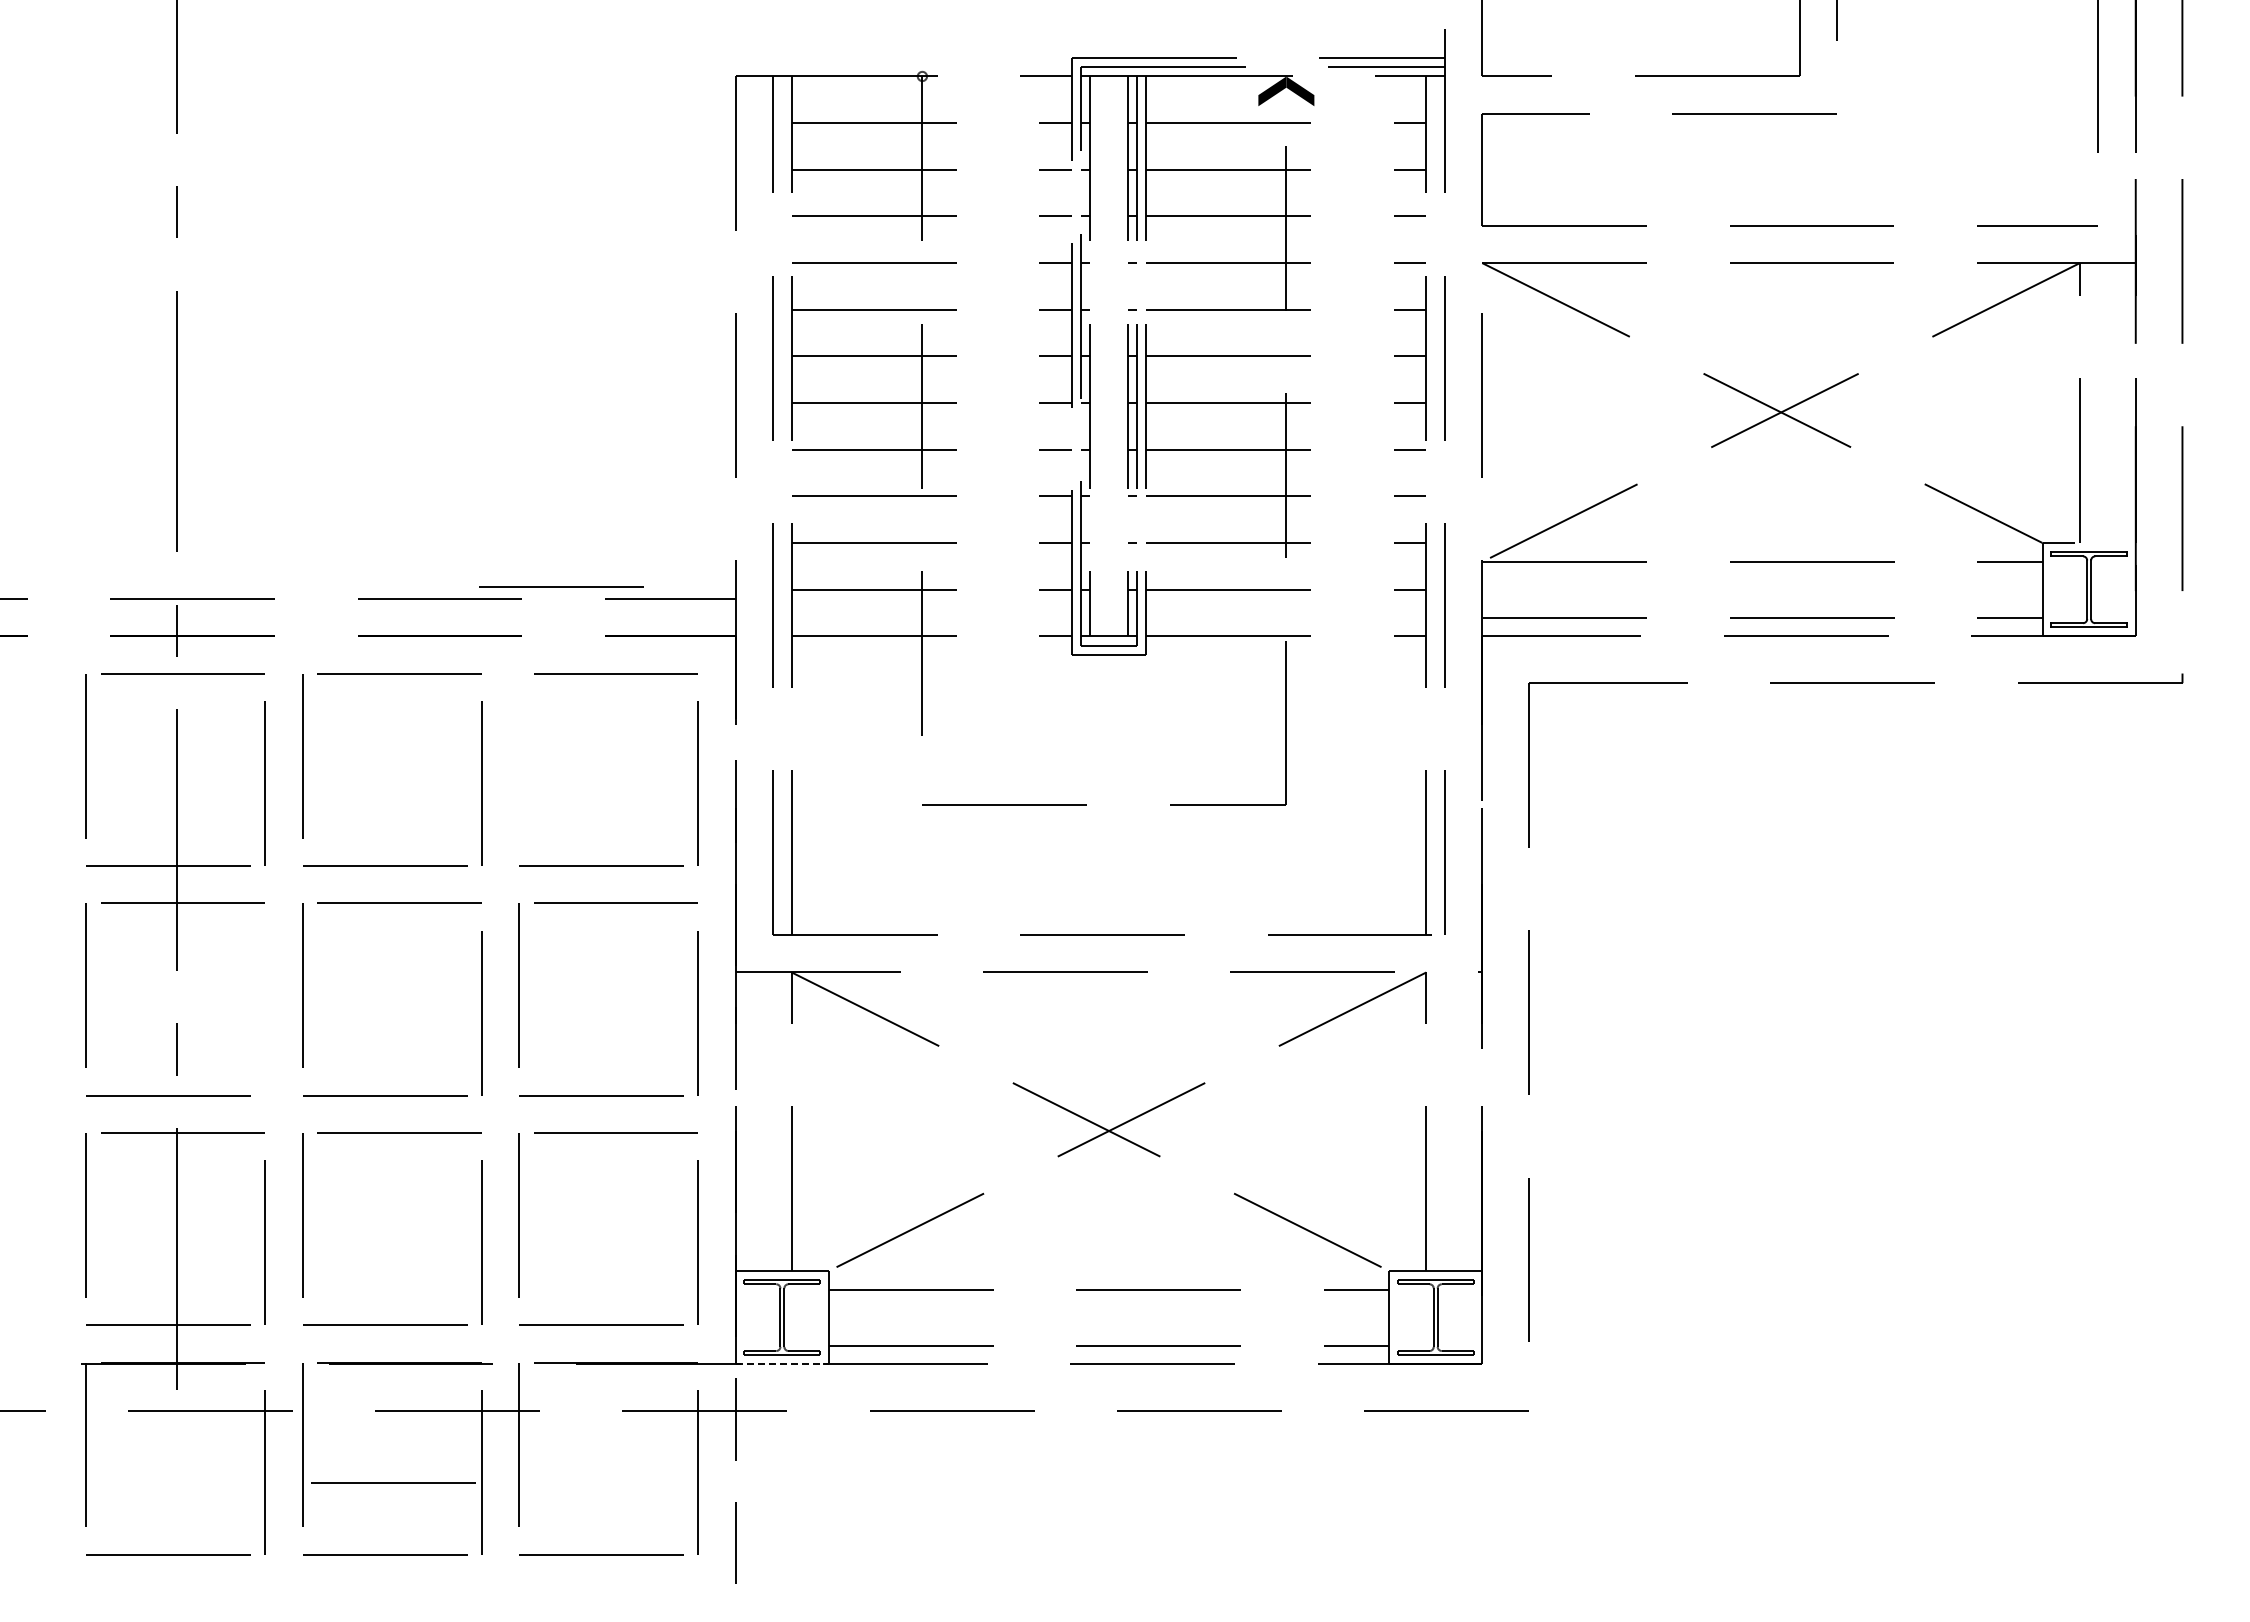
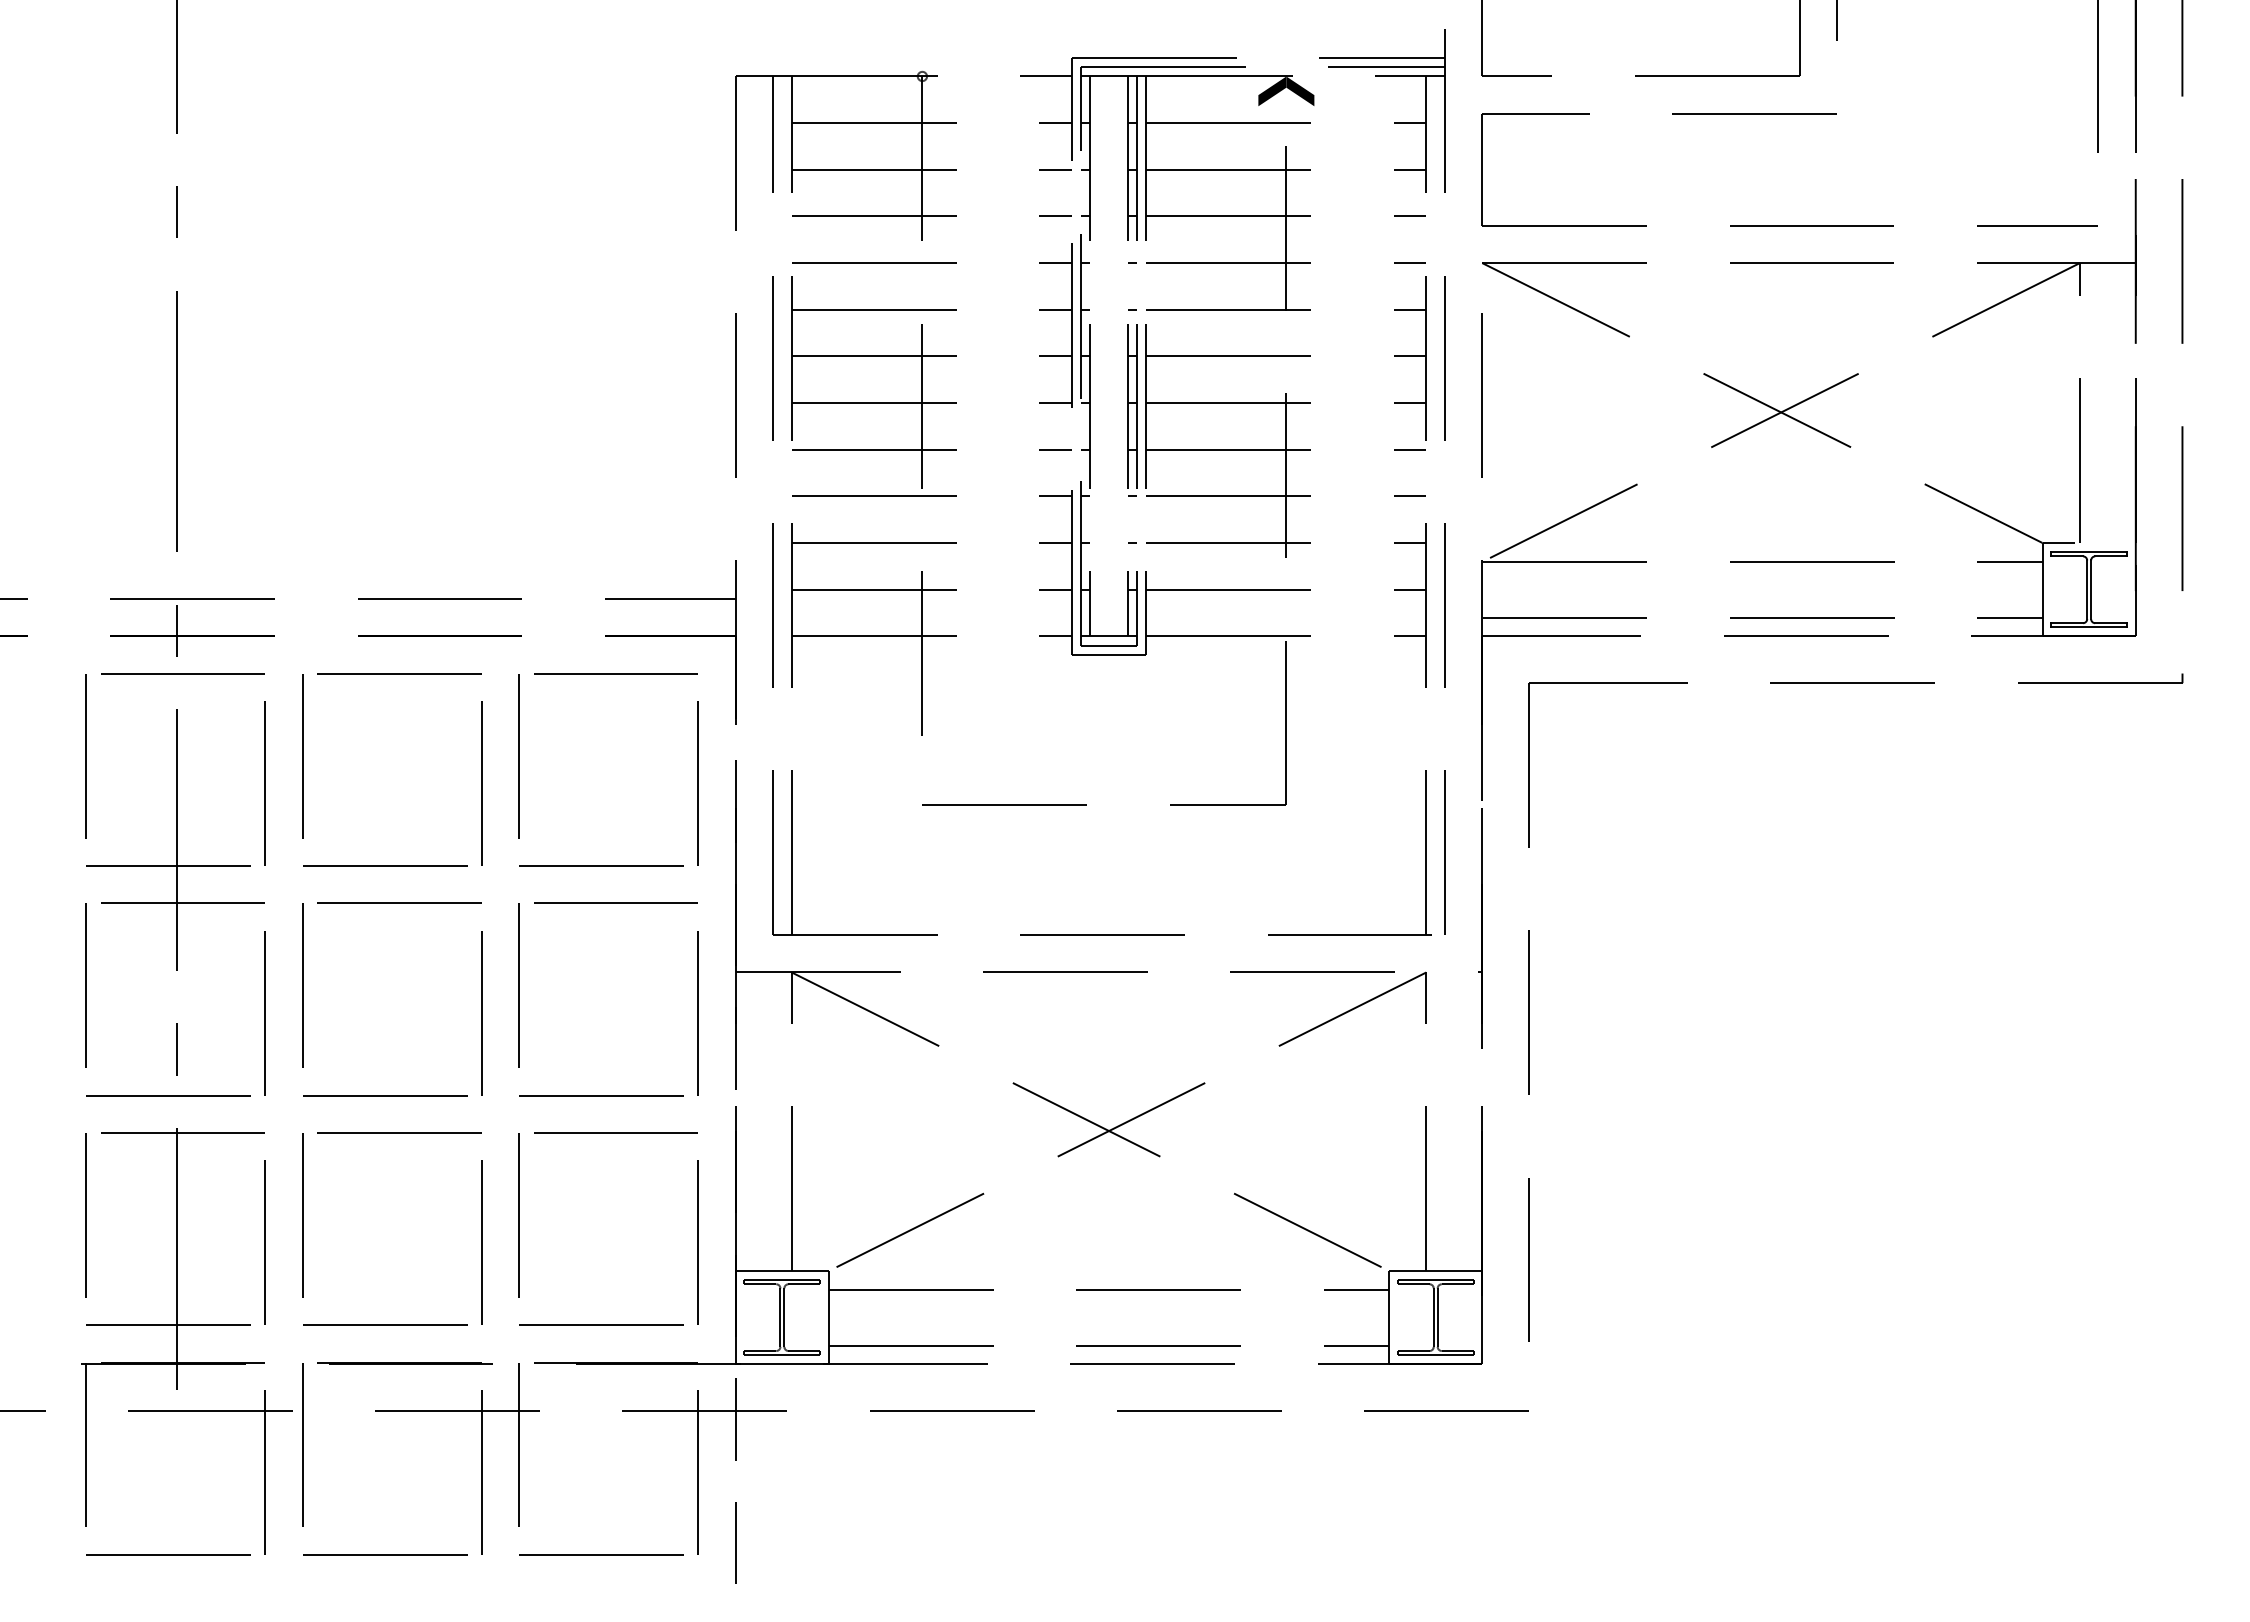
line: present -> none (561, 586)
line: none -> present (518, 756)
line: none -> present (264, 1013)
line: dashed -> solid (782, 1364)
line: present -> none (393, 1482)
